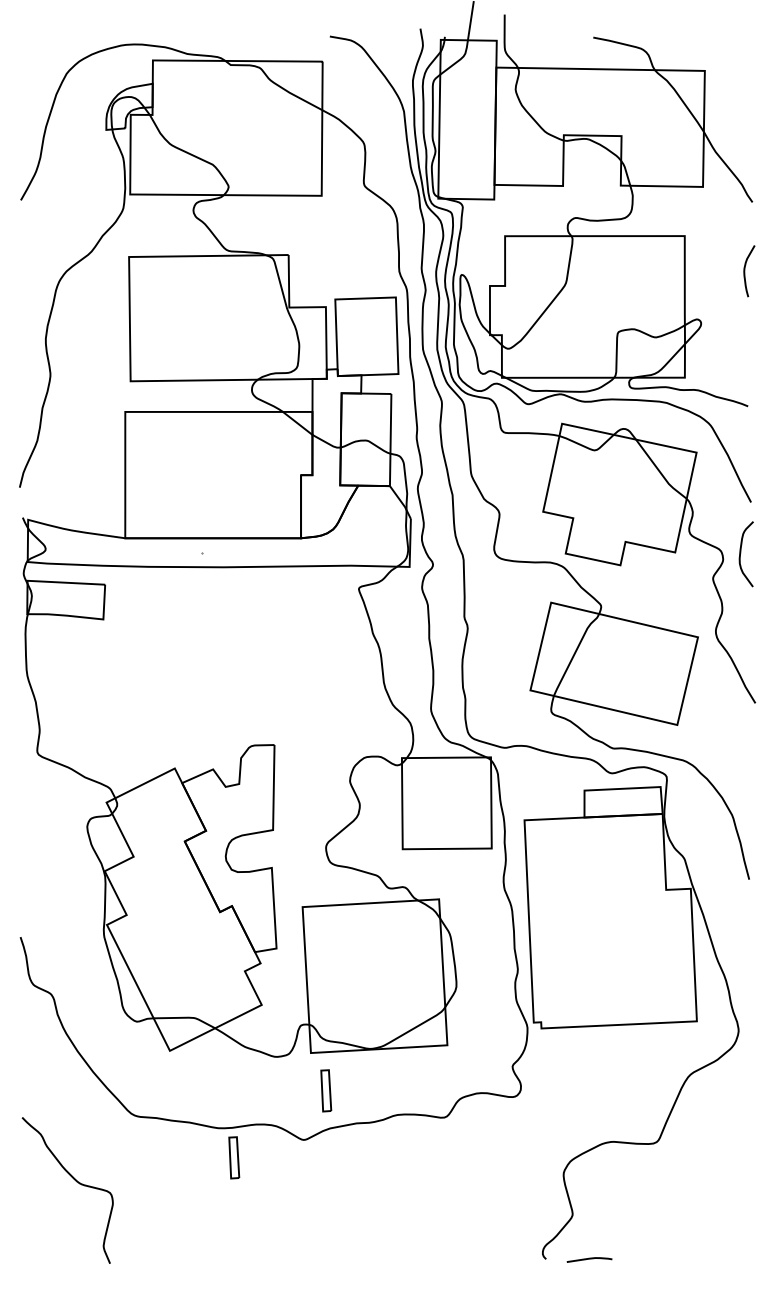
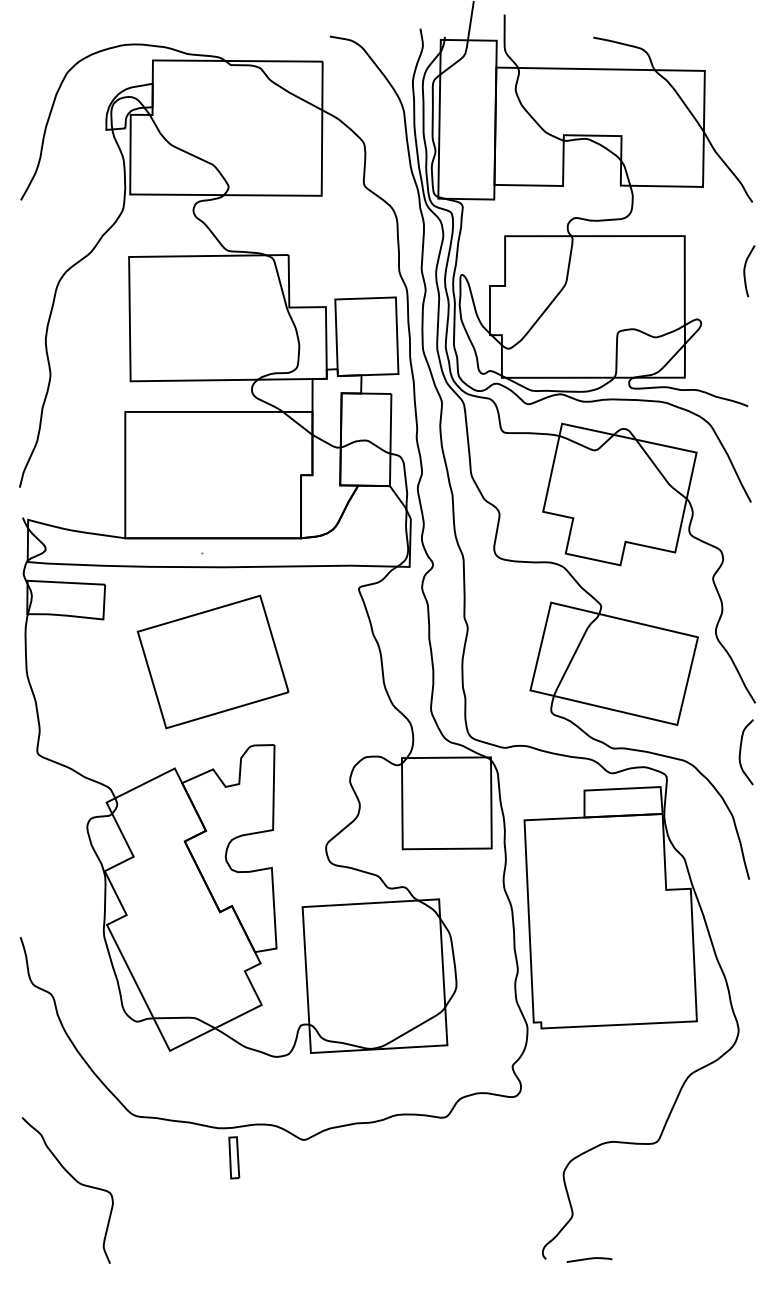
curve position: (741, 553) -> (741, 751) (741, 751)
part: none -> present (212, 661)
part: present -> none (326, 1090)
